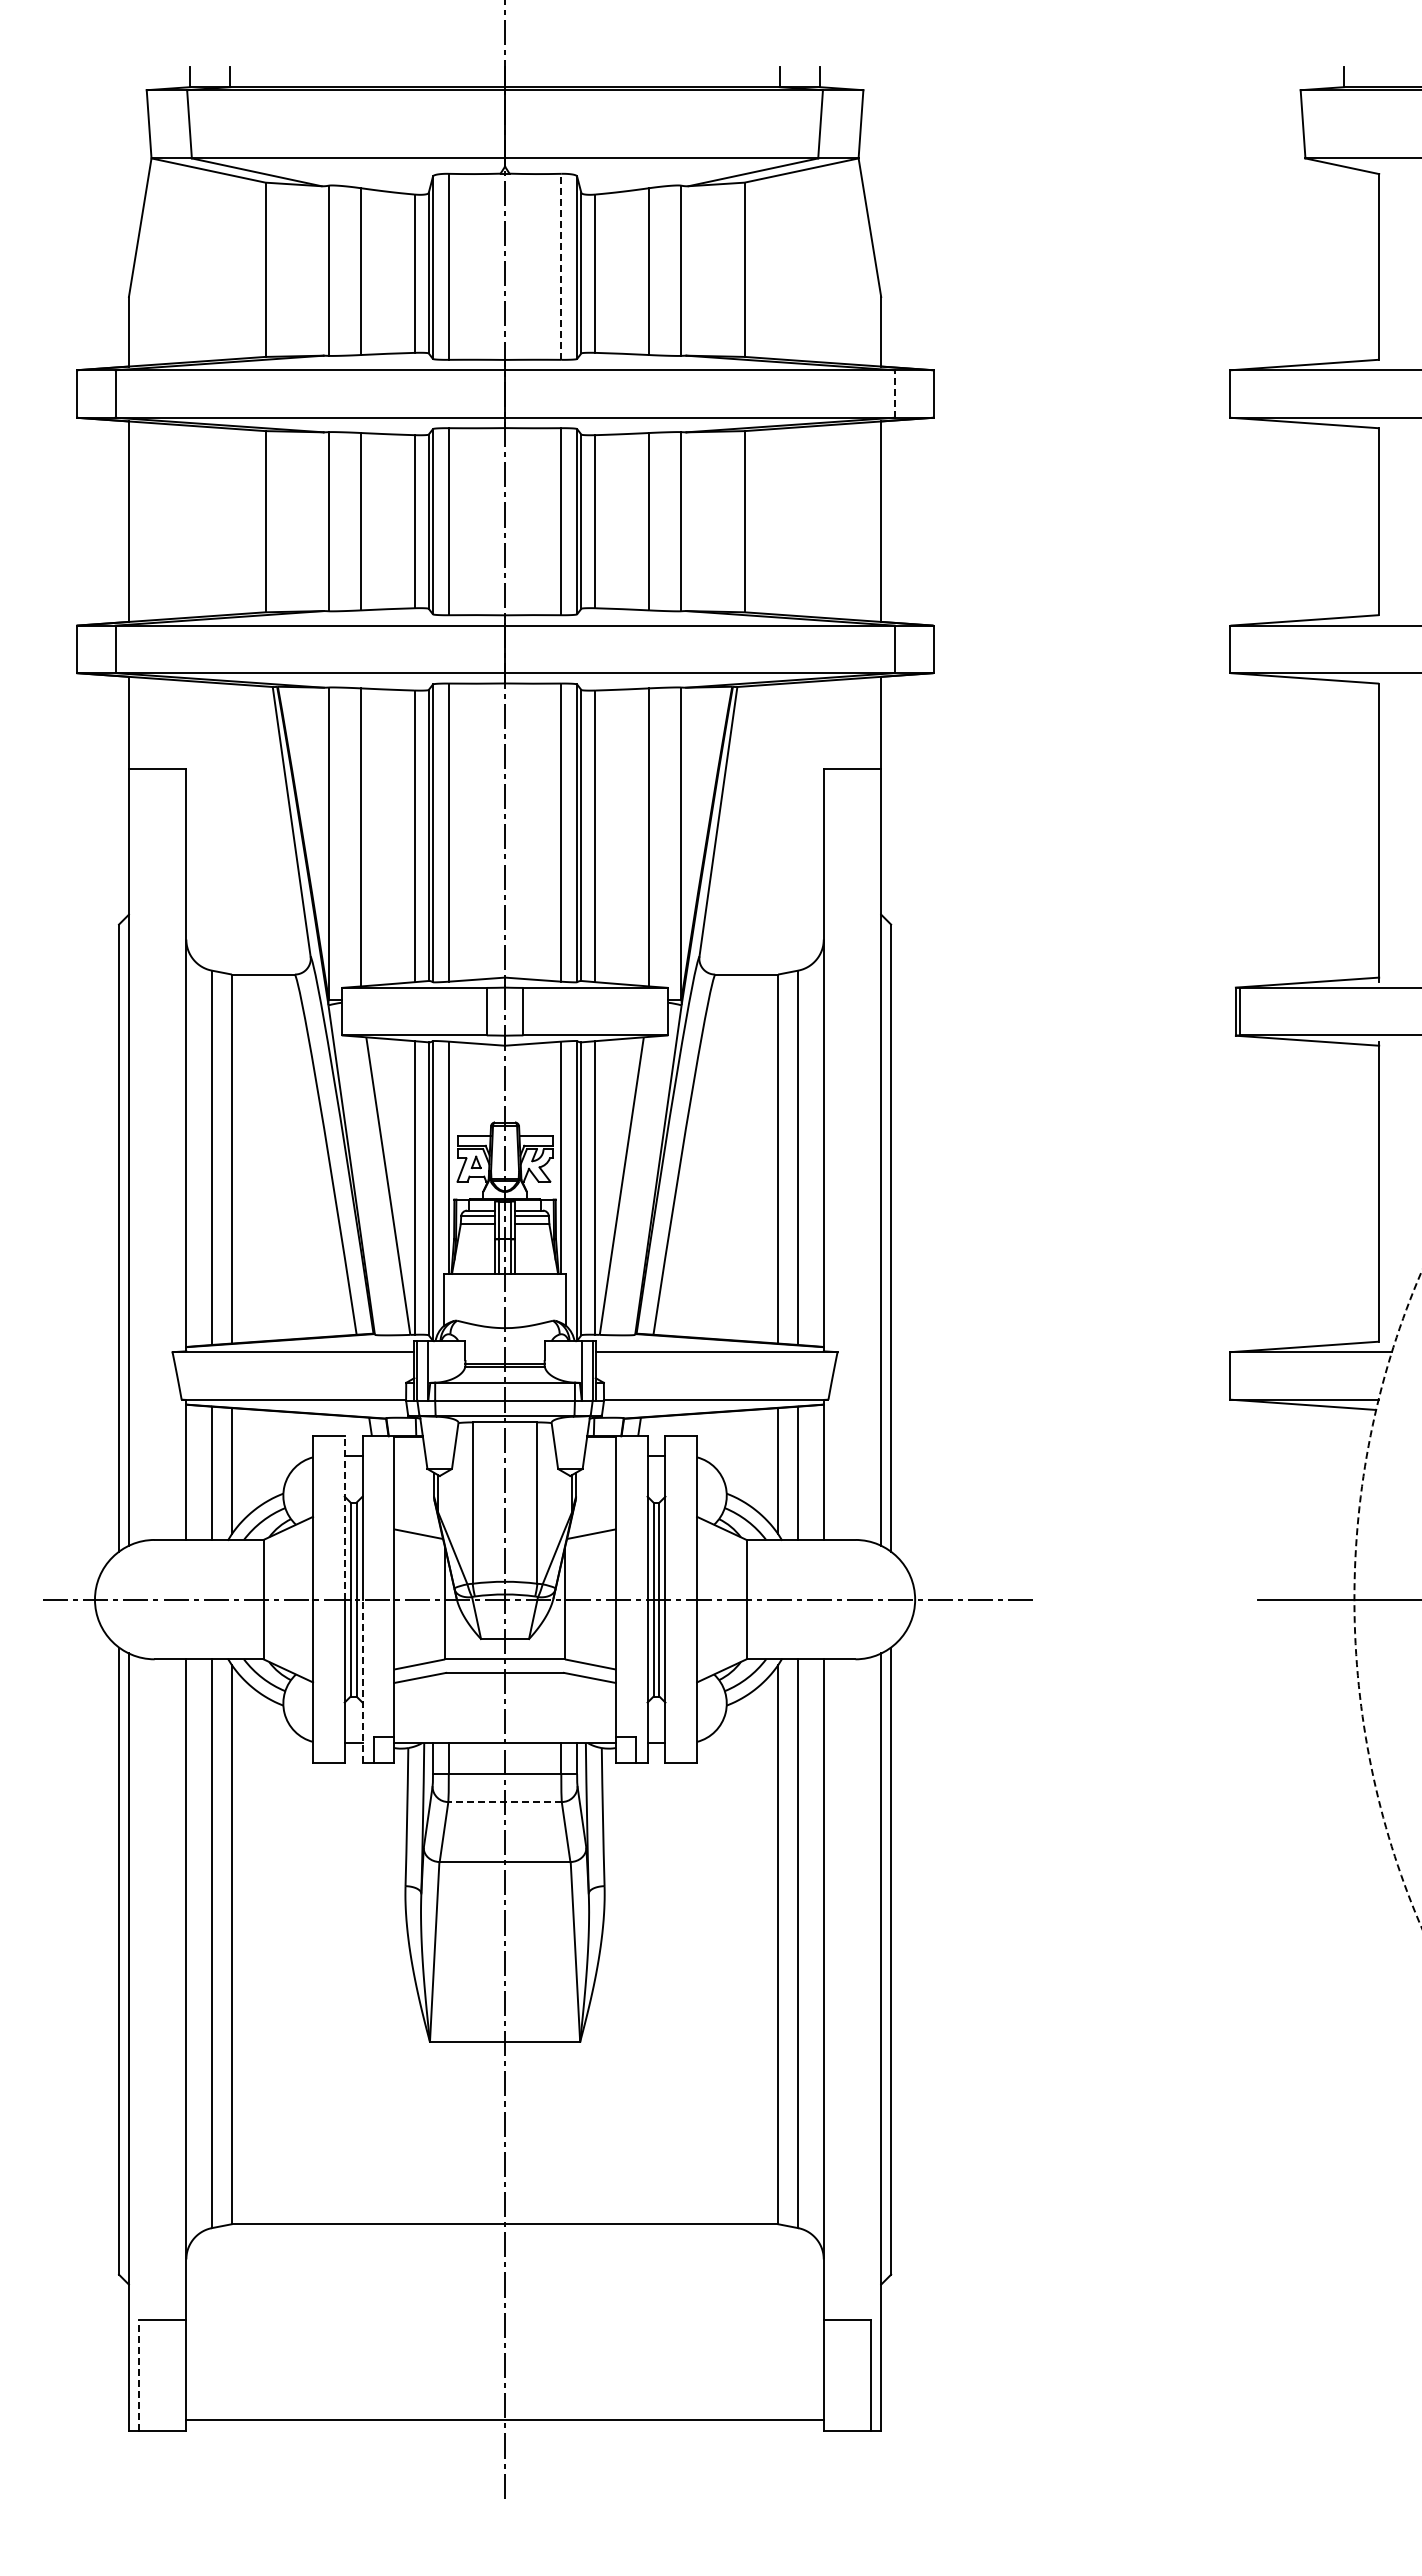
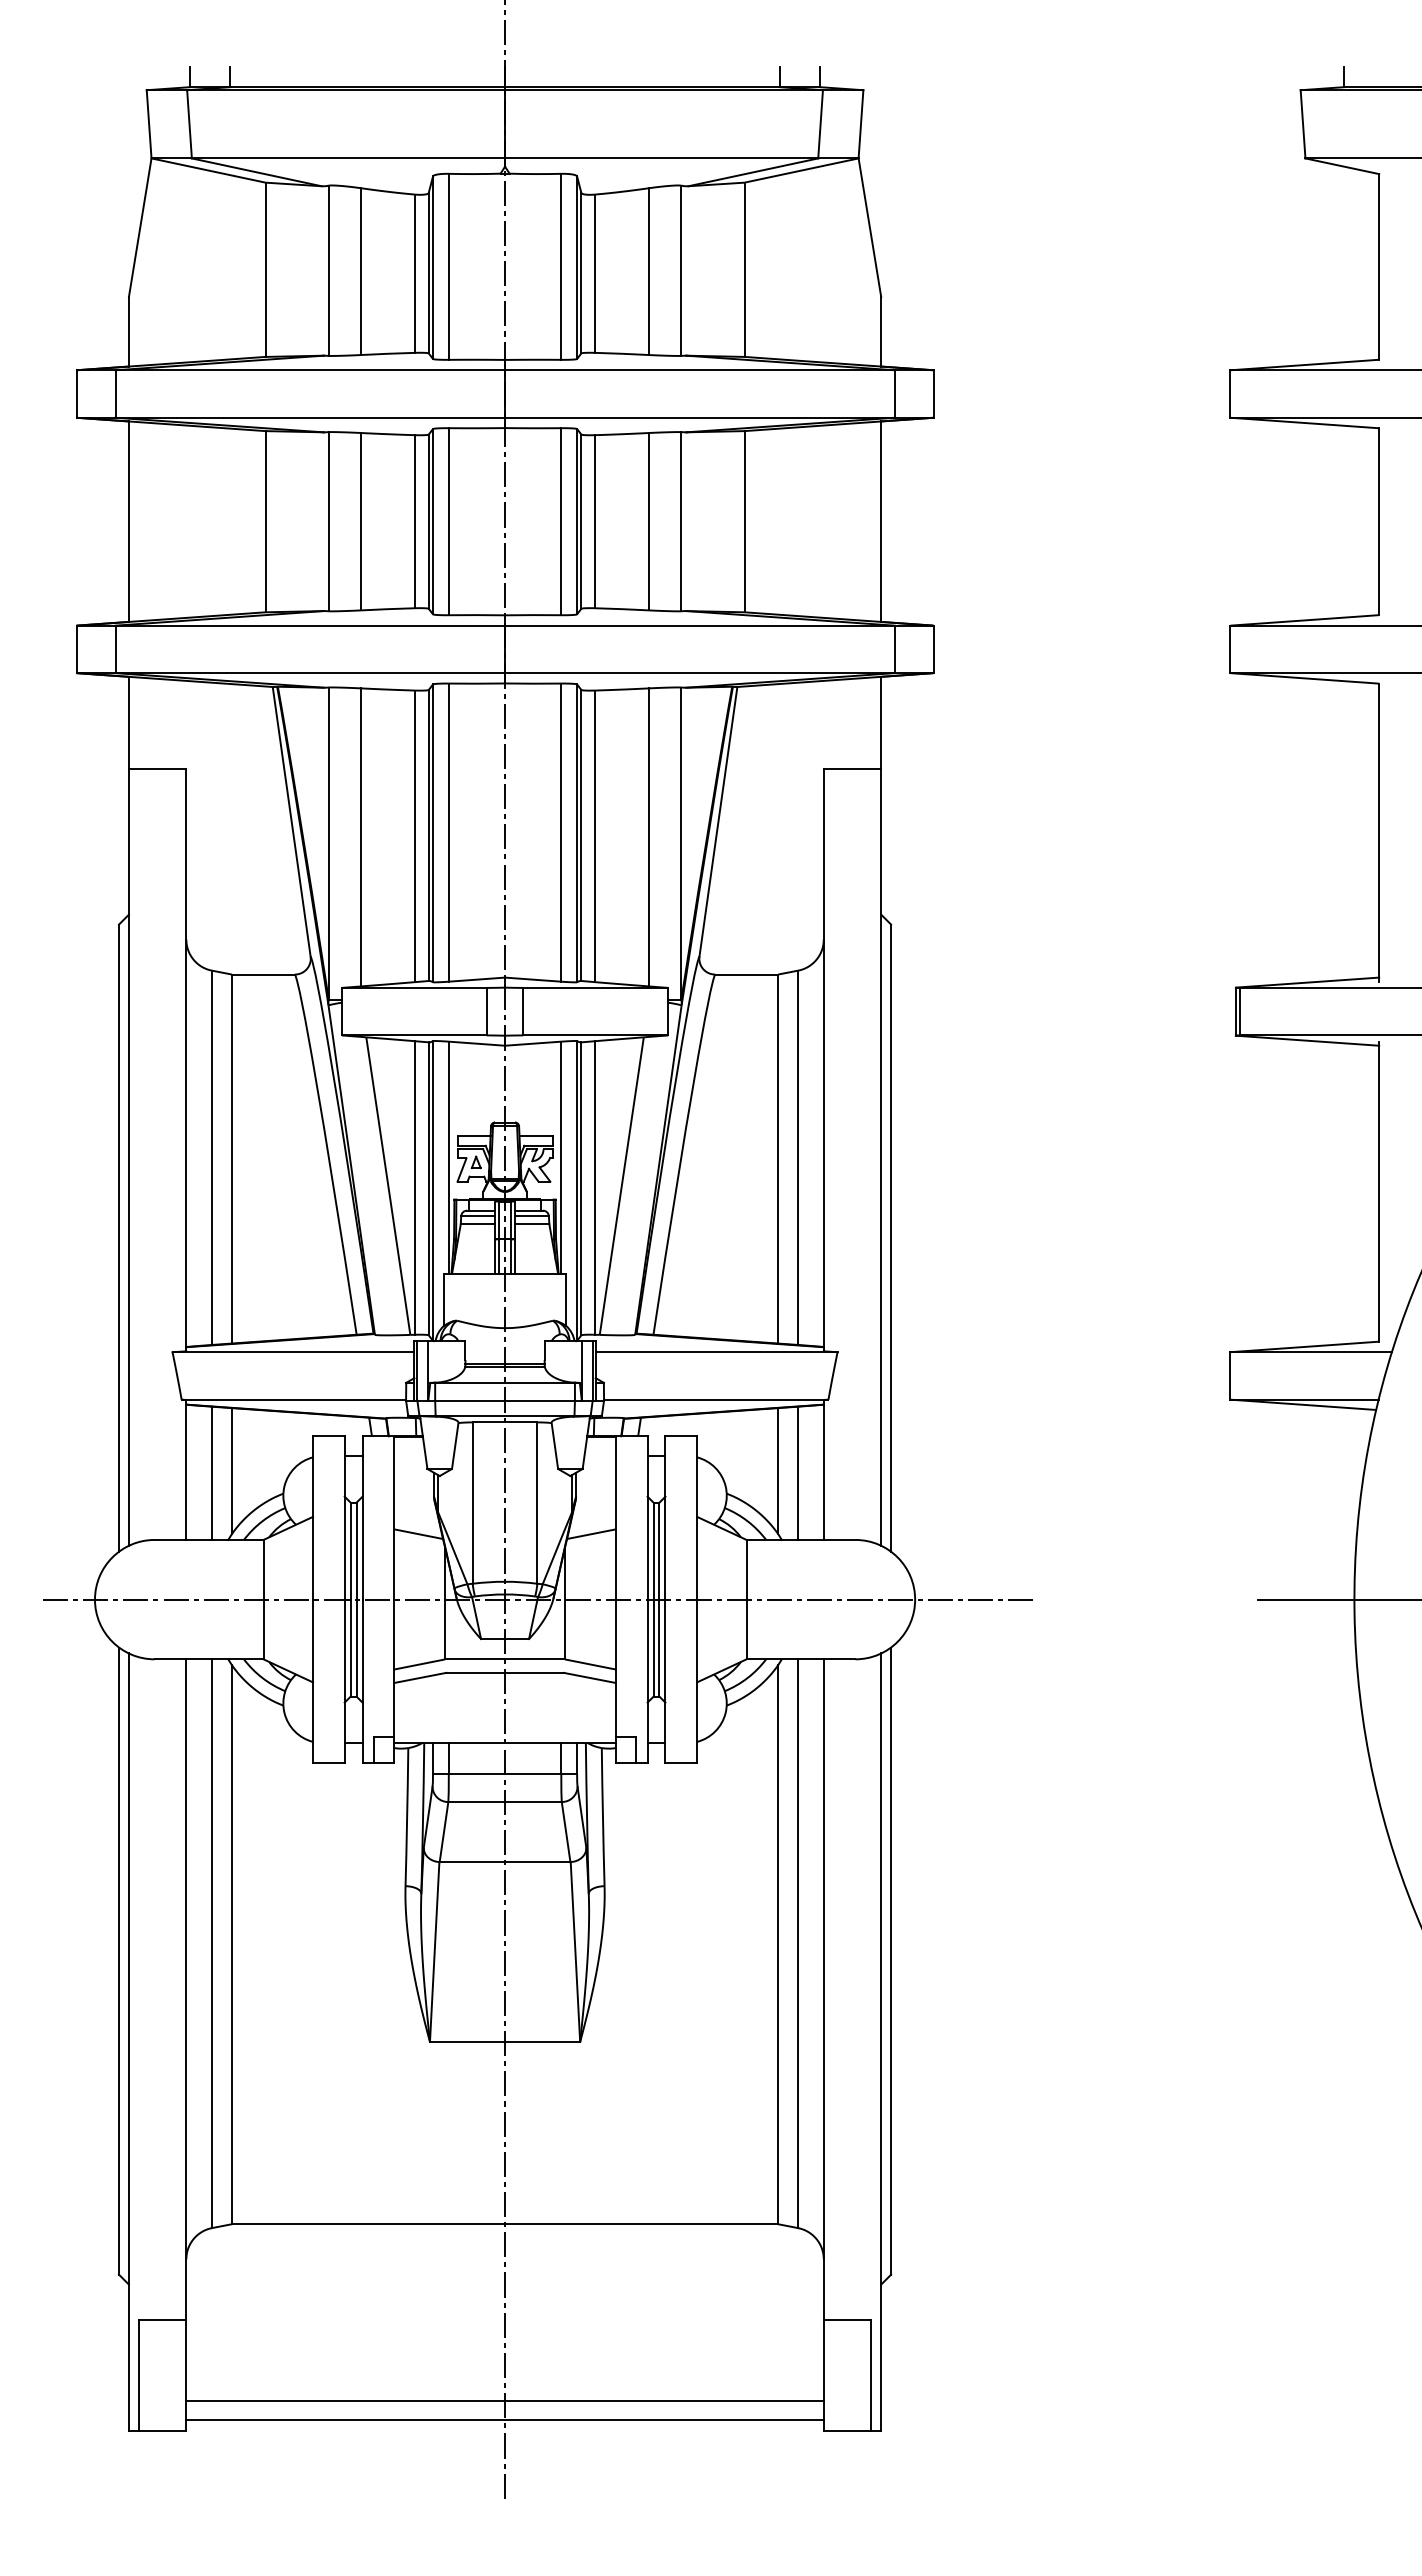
line: dashed -> solid (561, 266)
line: dashed -> solid (894, 394)
line: dashed -> solid (344, 1517)
arc: dashed -> solid (1354, 1599)
line: dashed -> solid (362, 1681)
line: dashed -> solid (505, 1802)
line: dashed -> solid (138, 2375)
line: none -> present (504, 2401)
